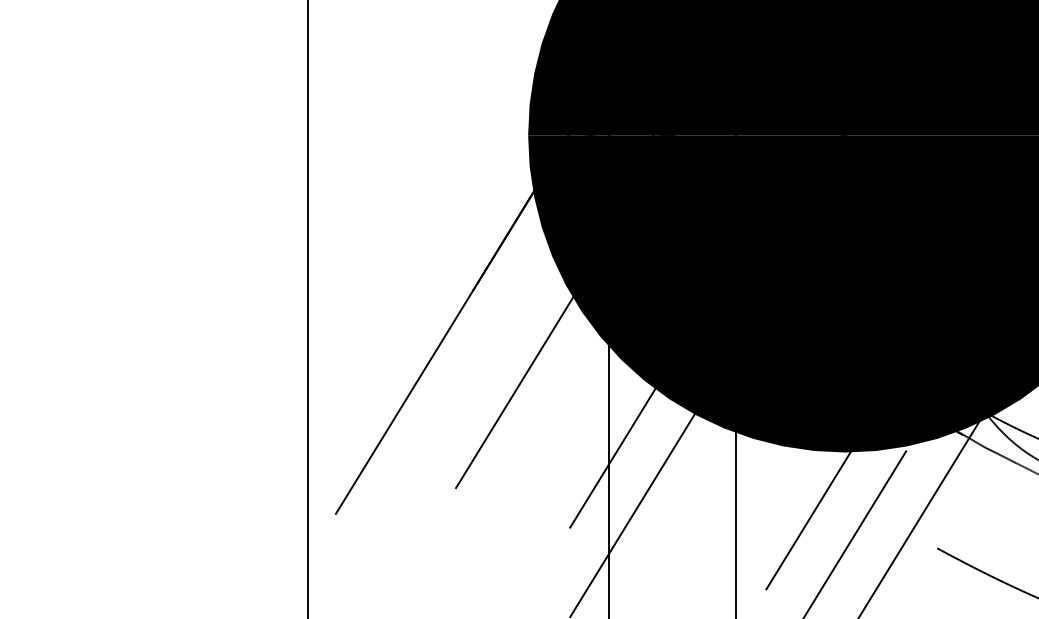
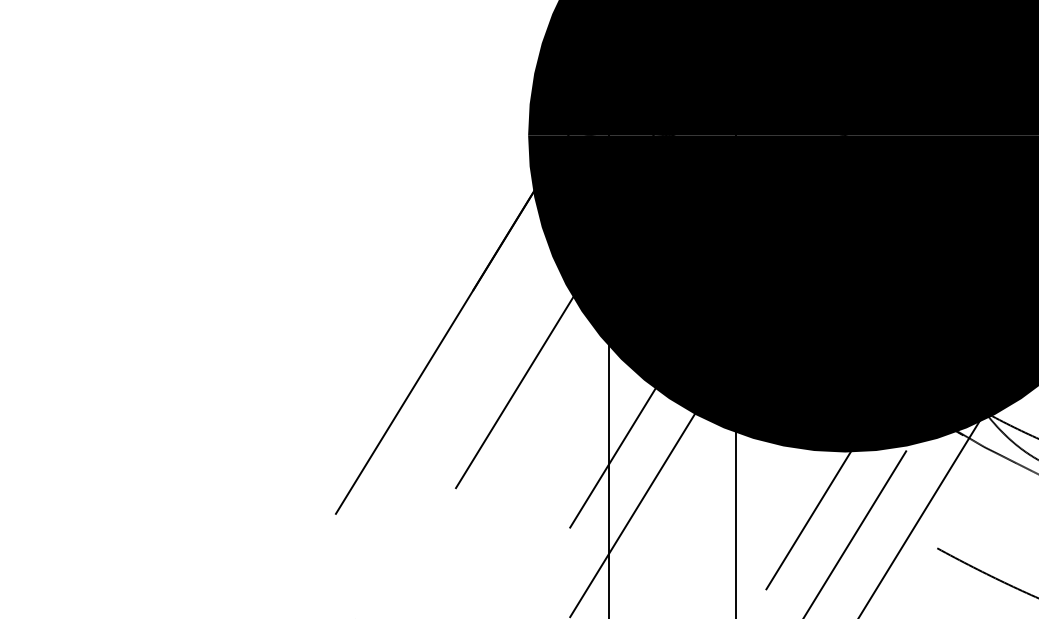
line: present -> none (307, 308)
